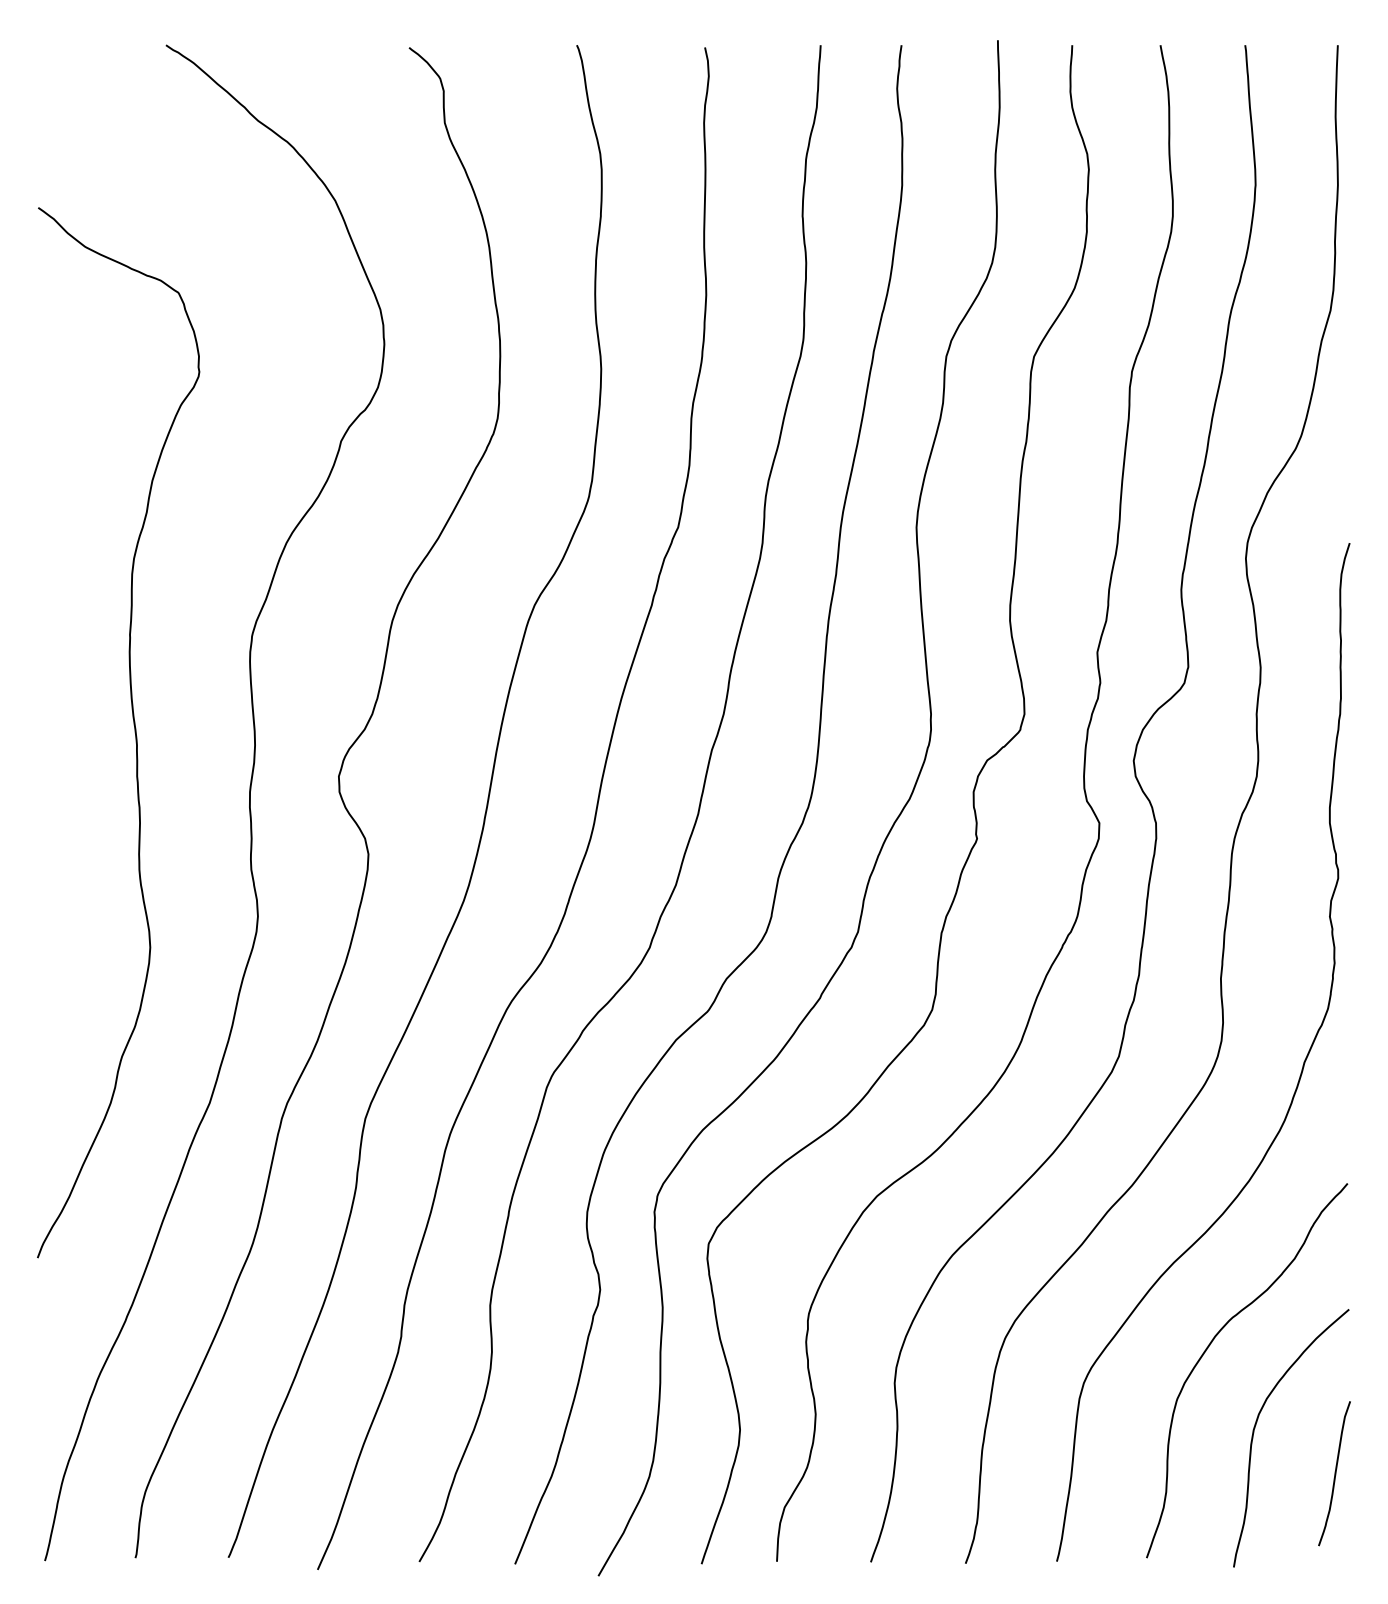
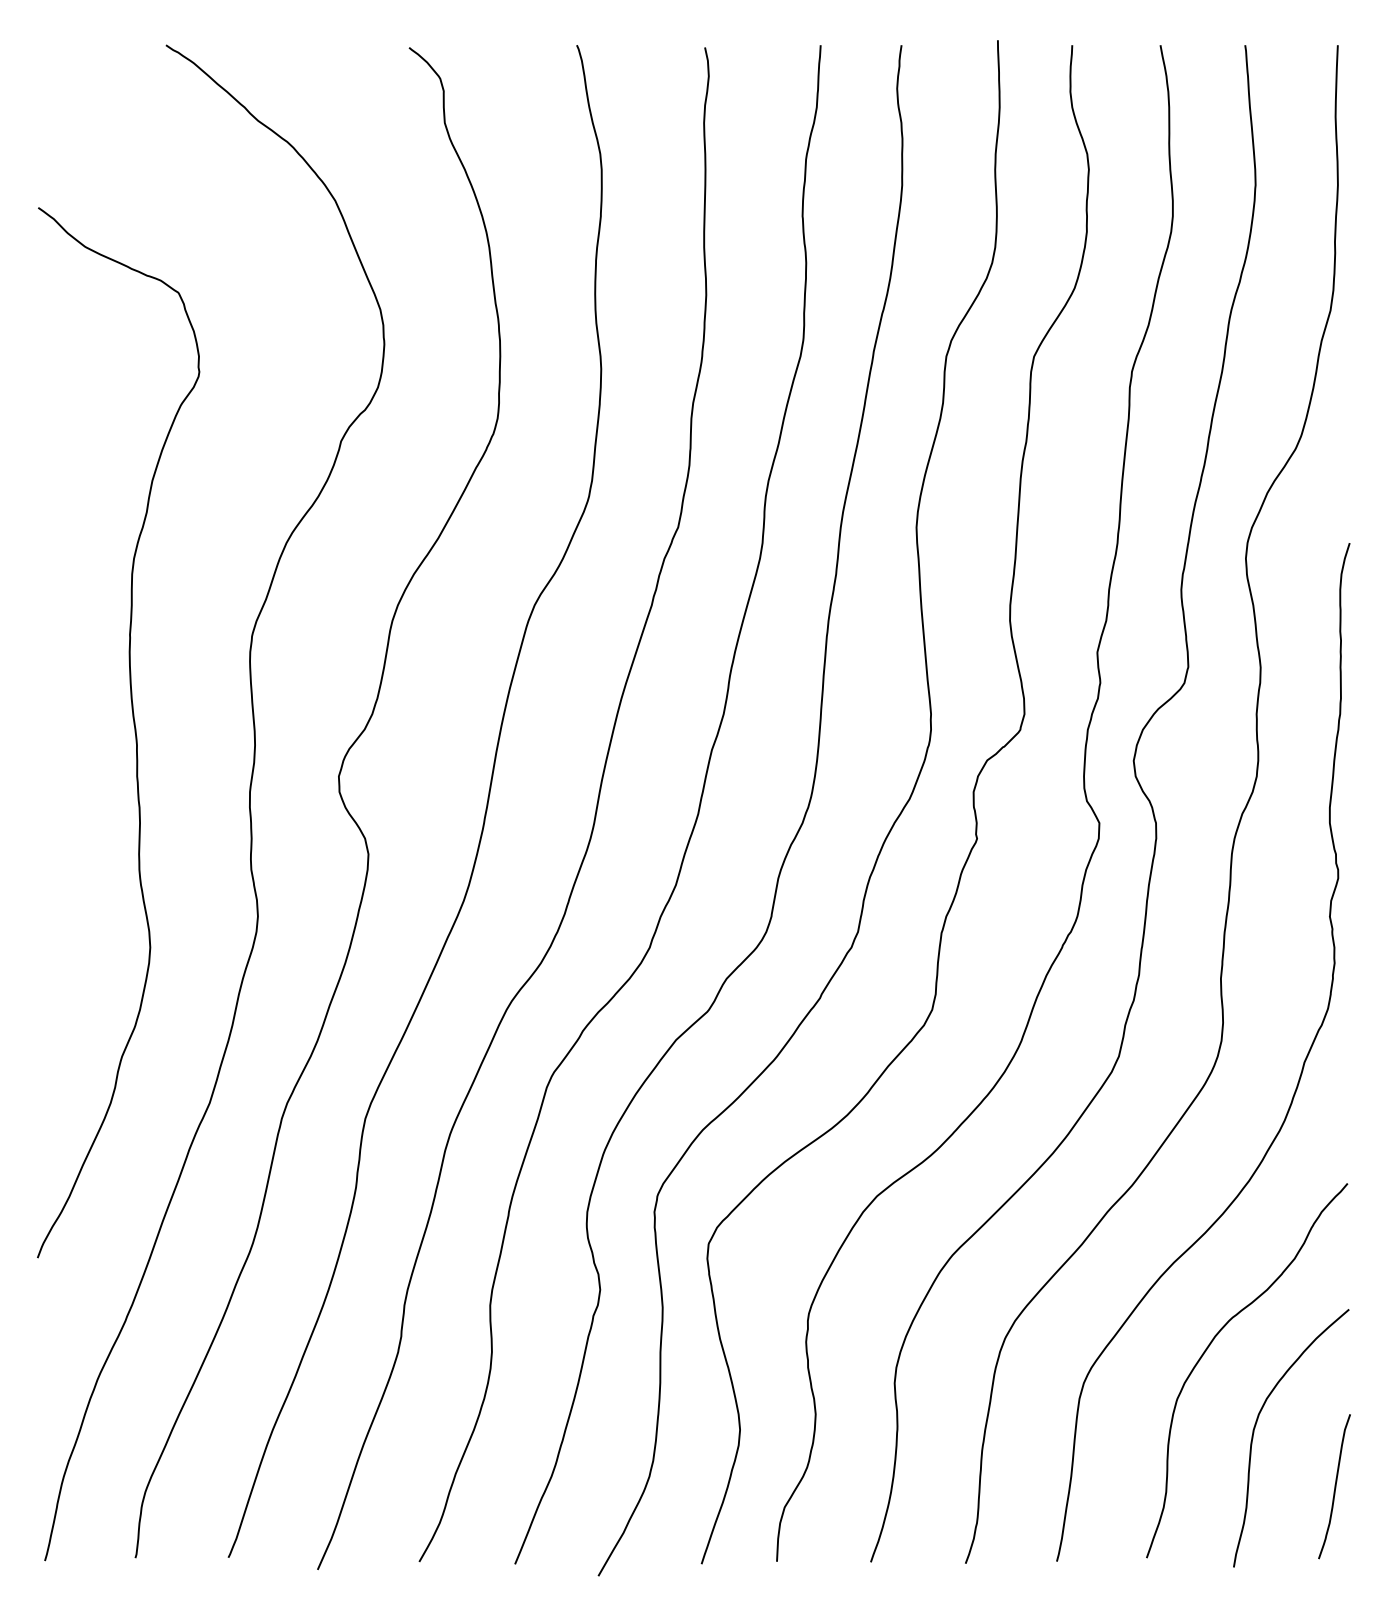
curve position: (1334, 1473) -> (1334, 1486) (1334, 1486)
